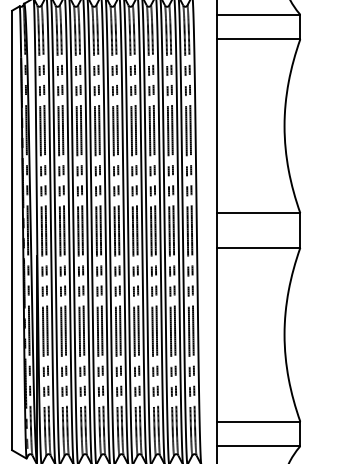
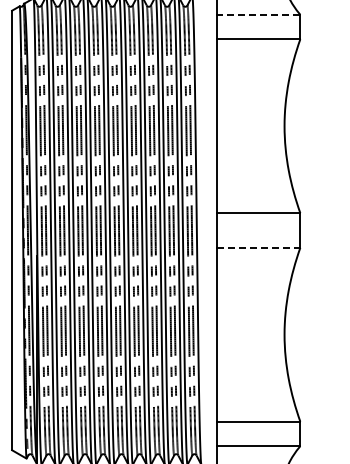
line: solid -> dashed (258, 14)
line: solid -> dashed (259, 247)
